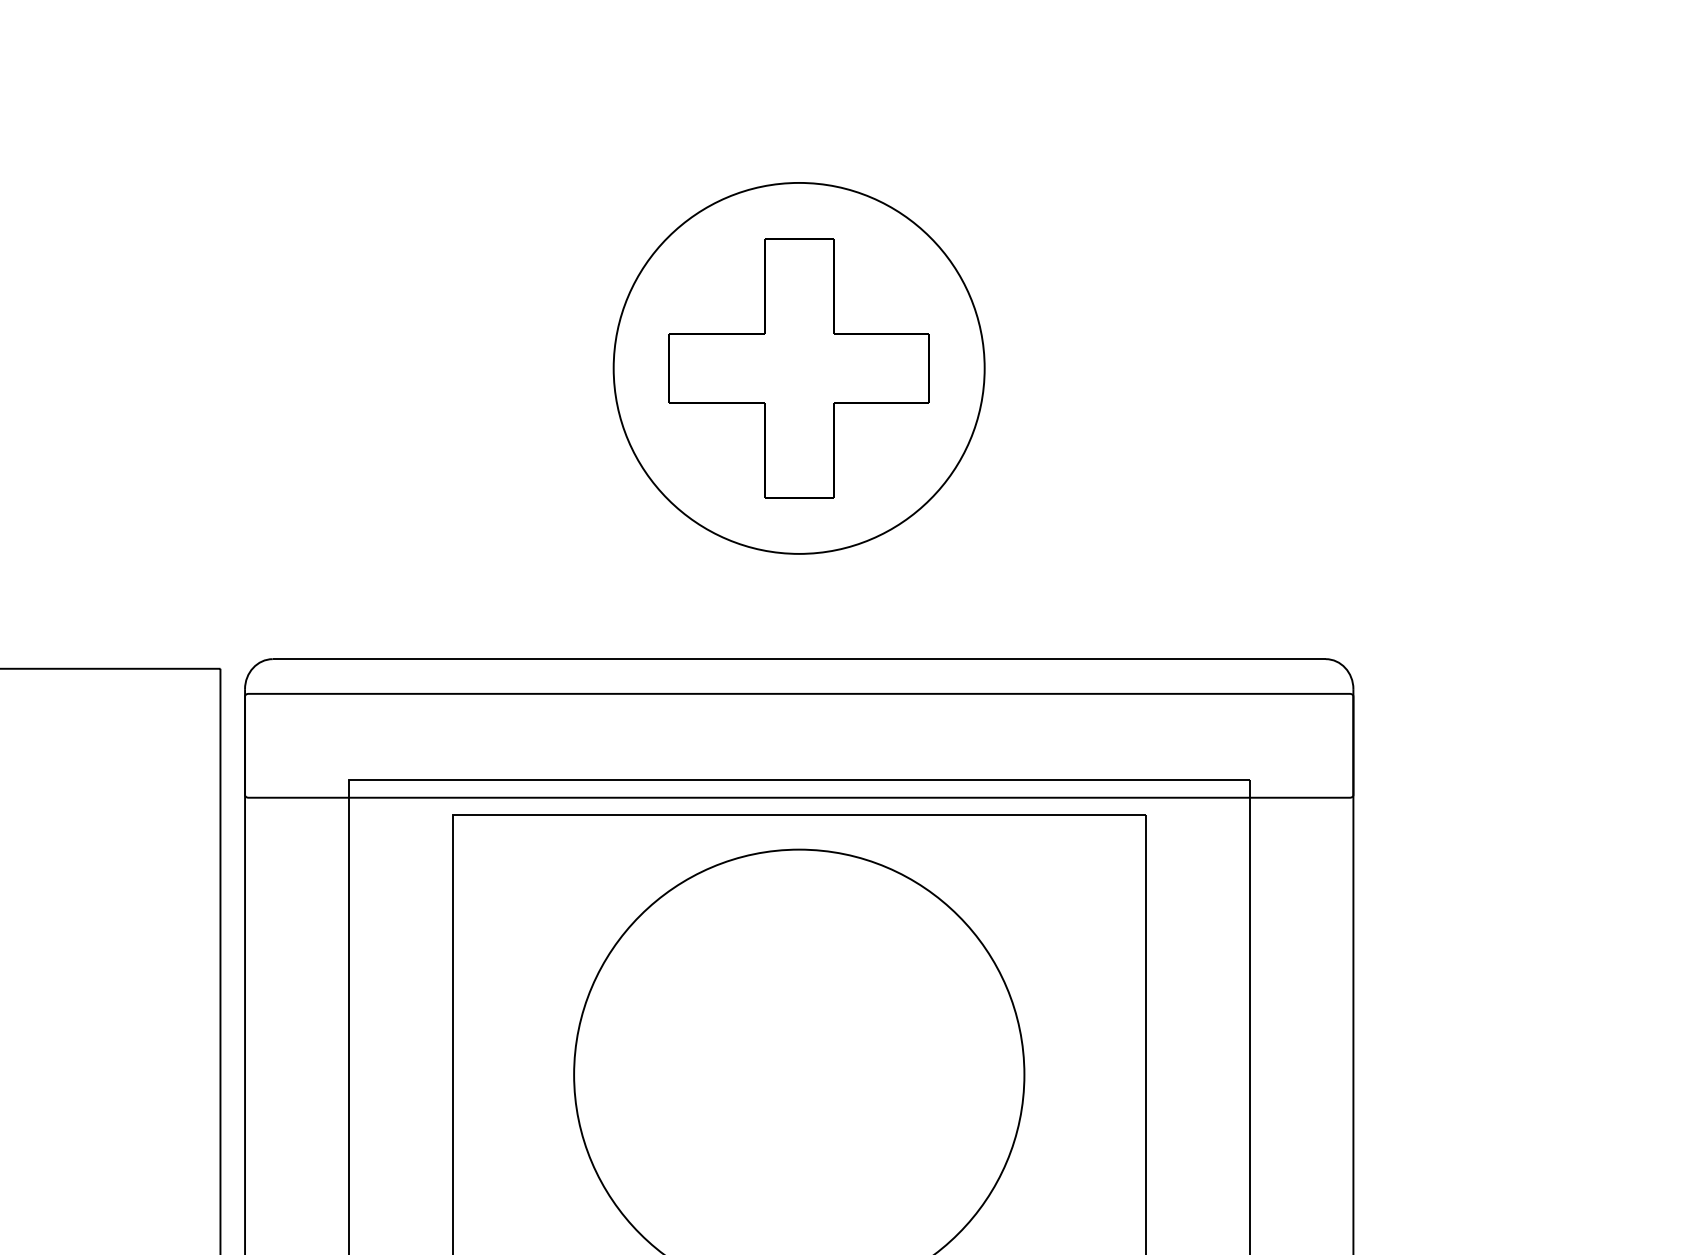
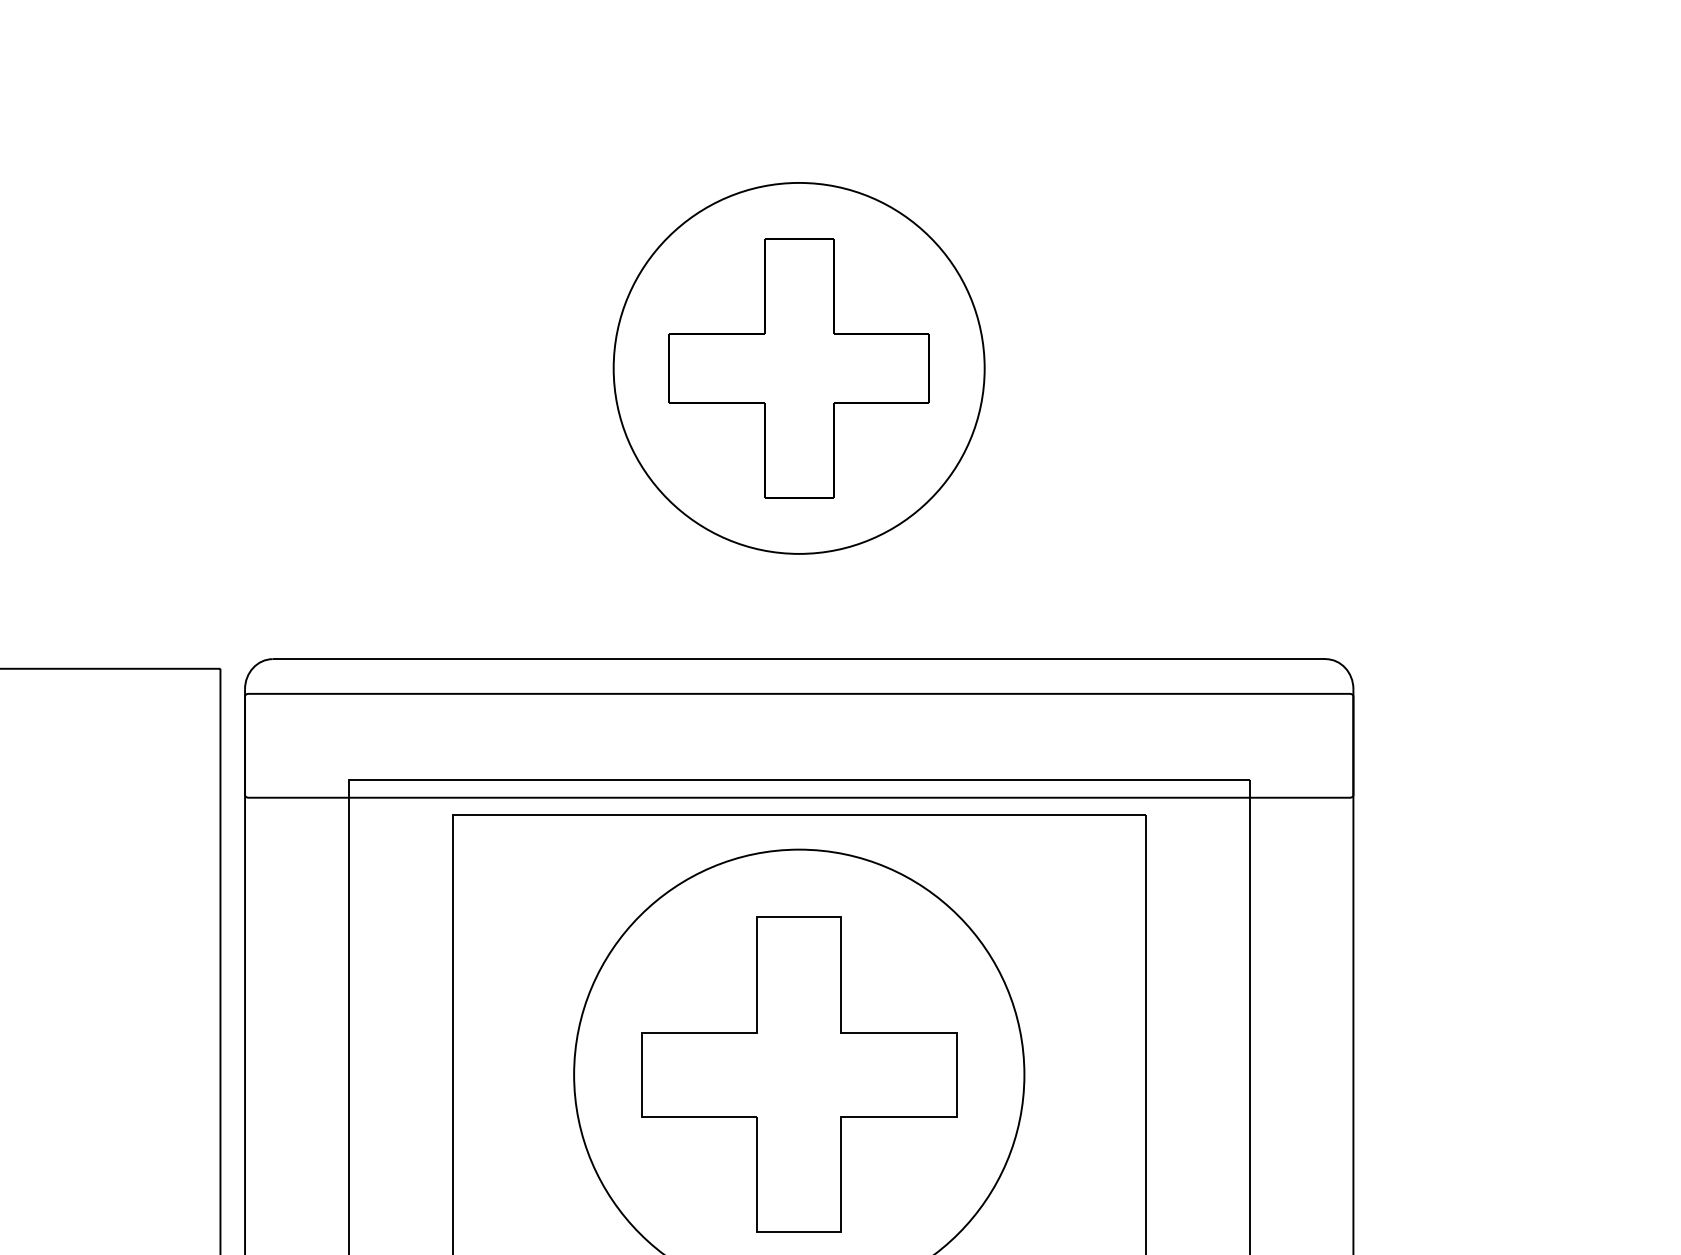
part: none -> present (799, 1074)
